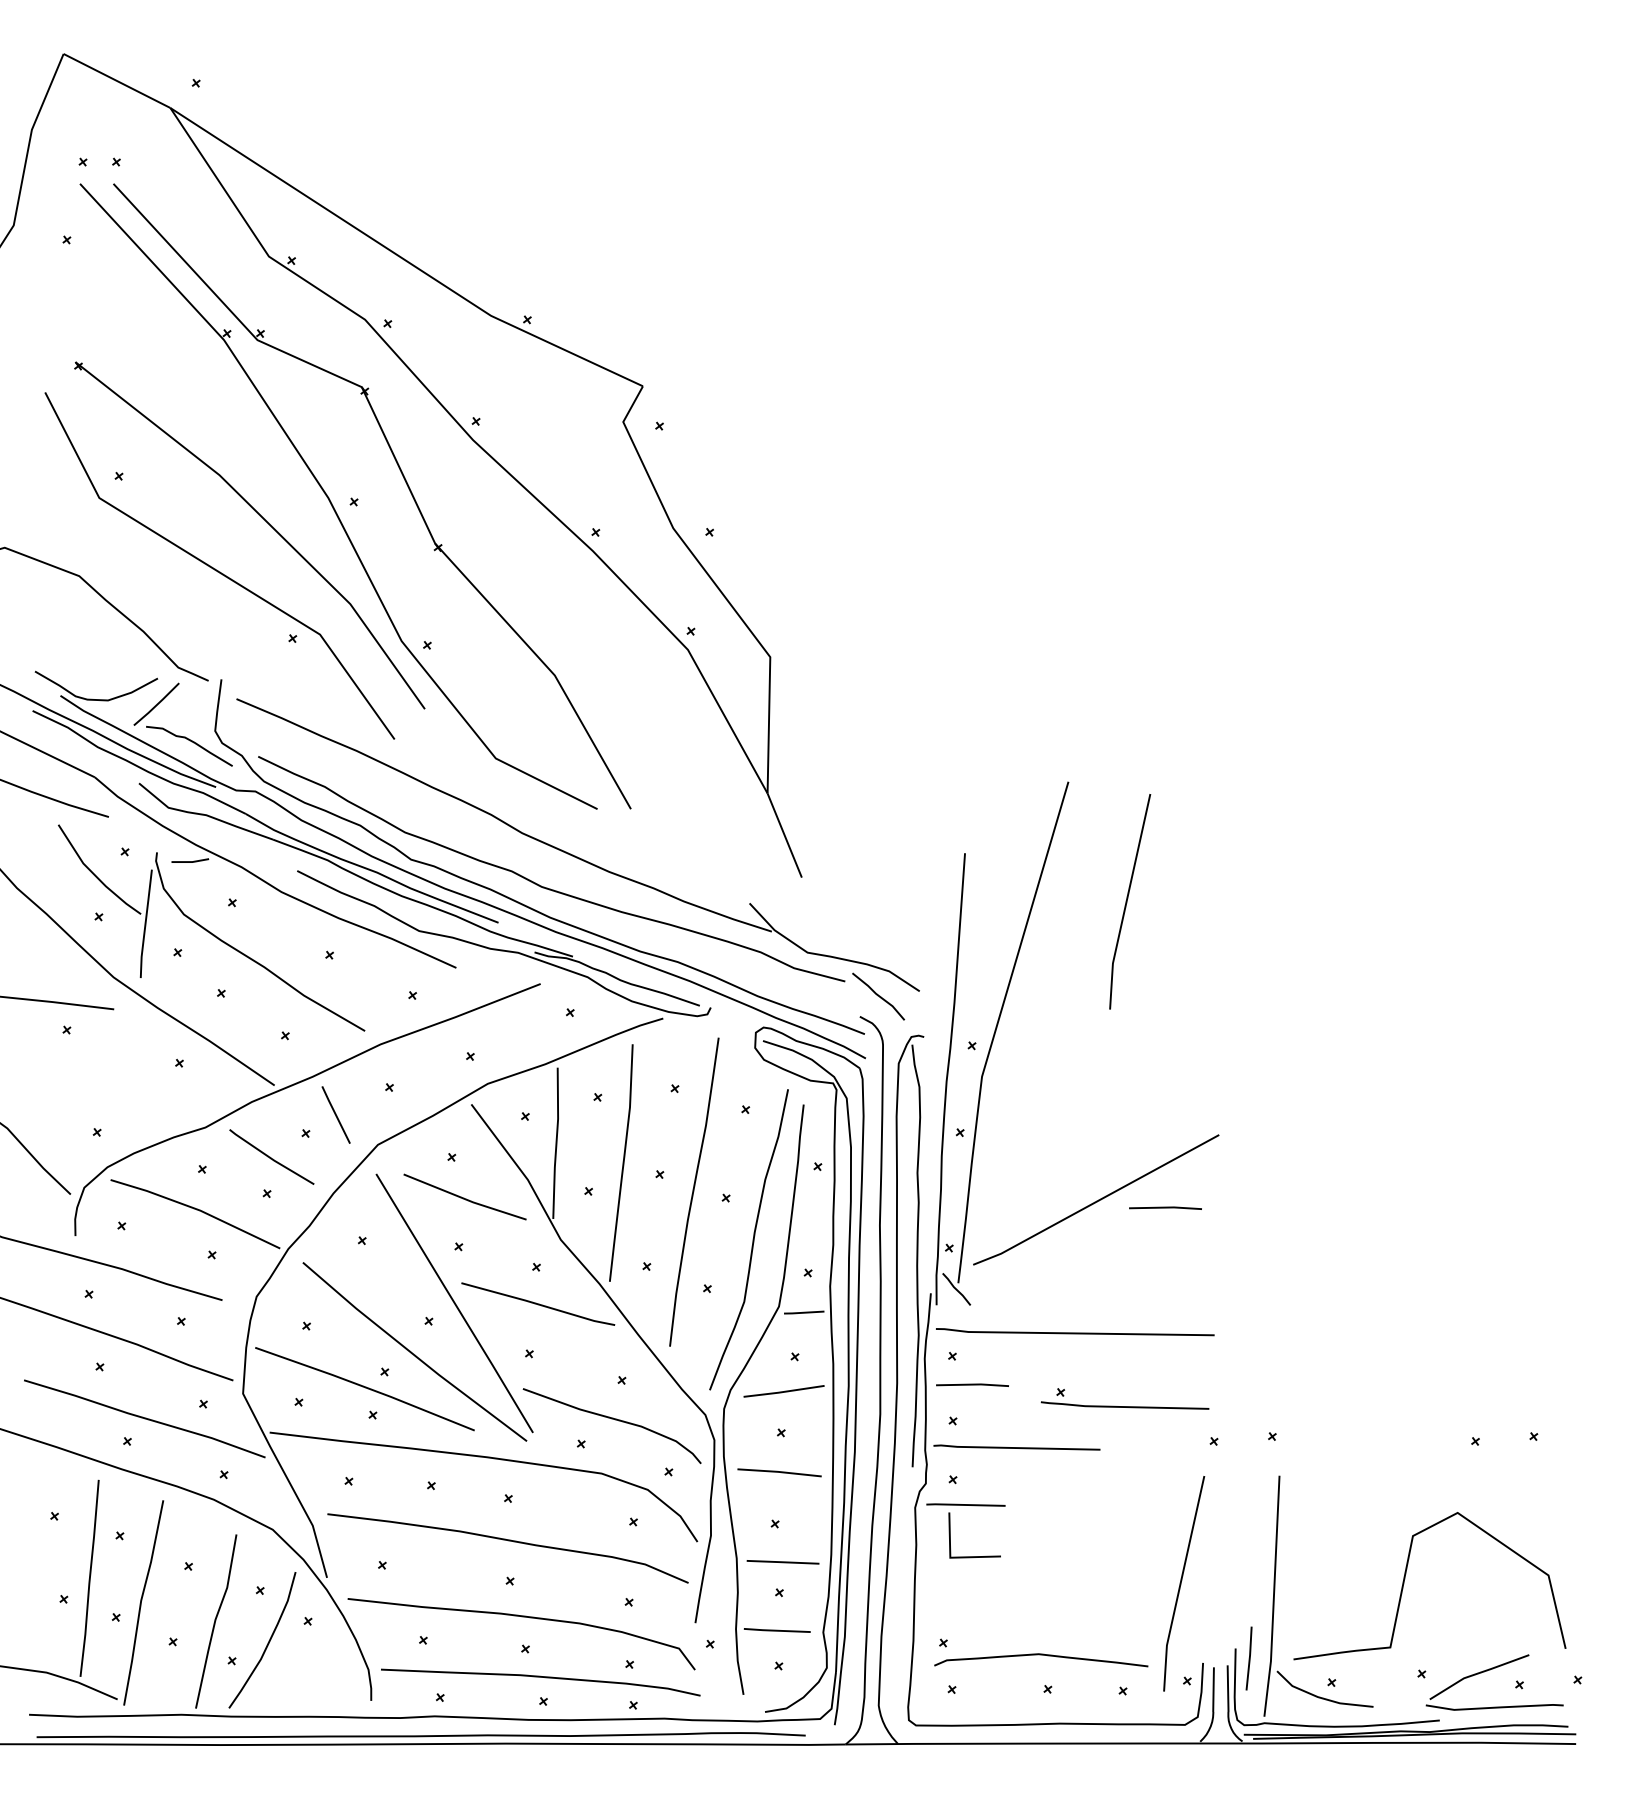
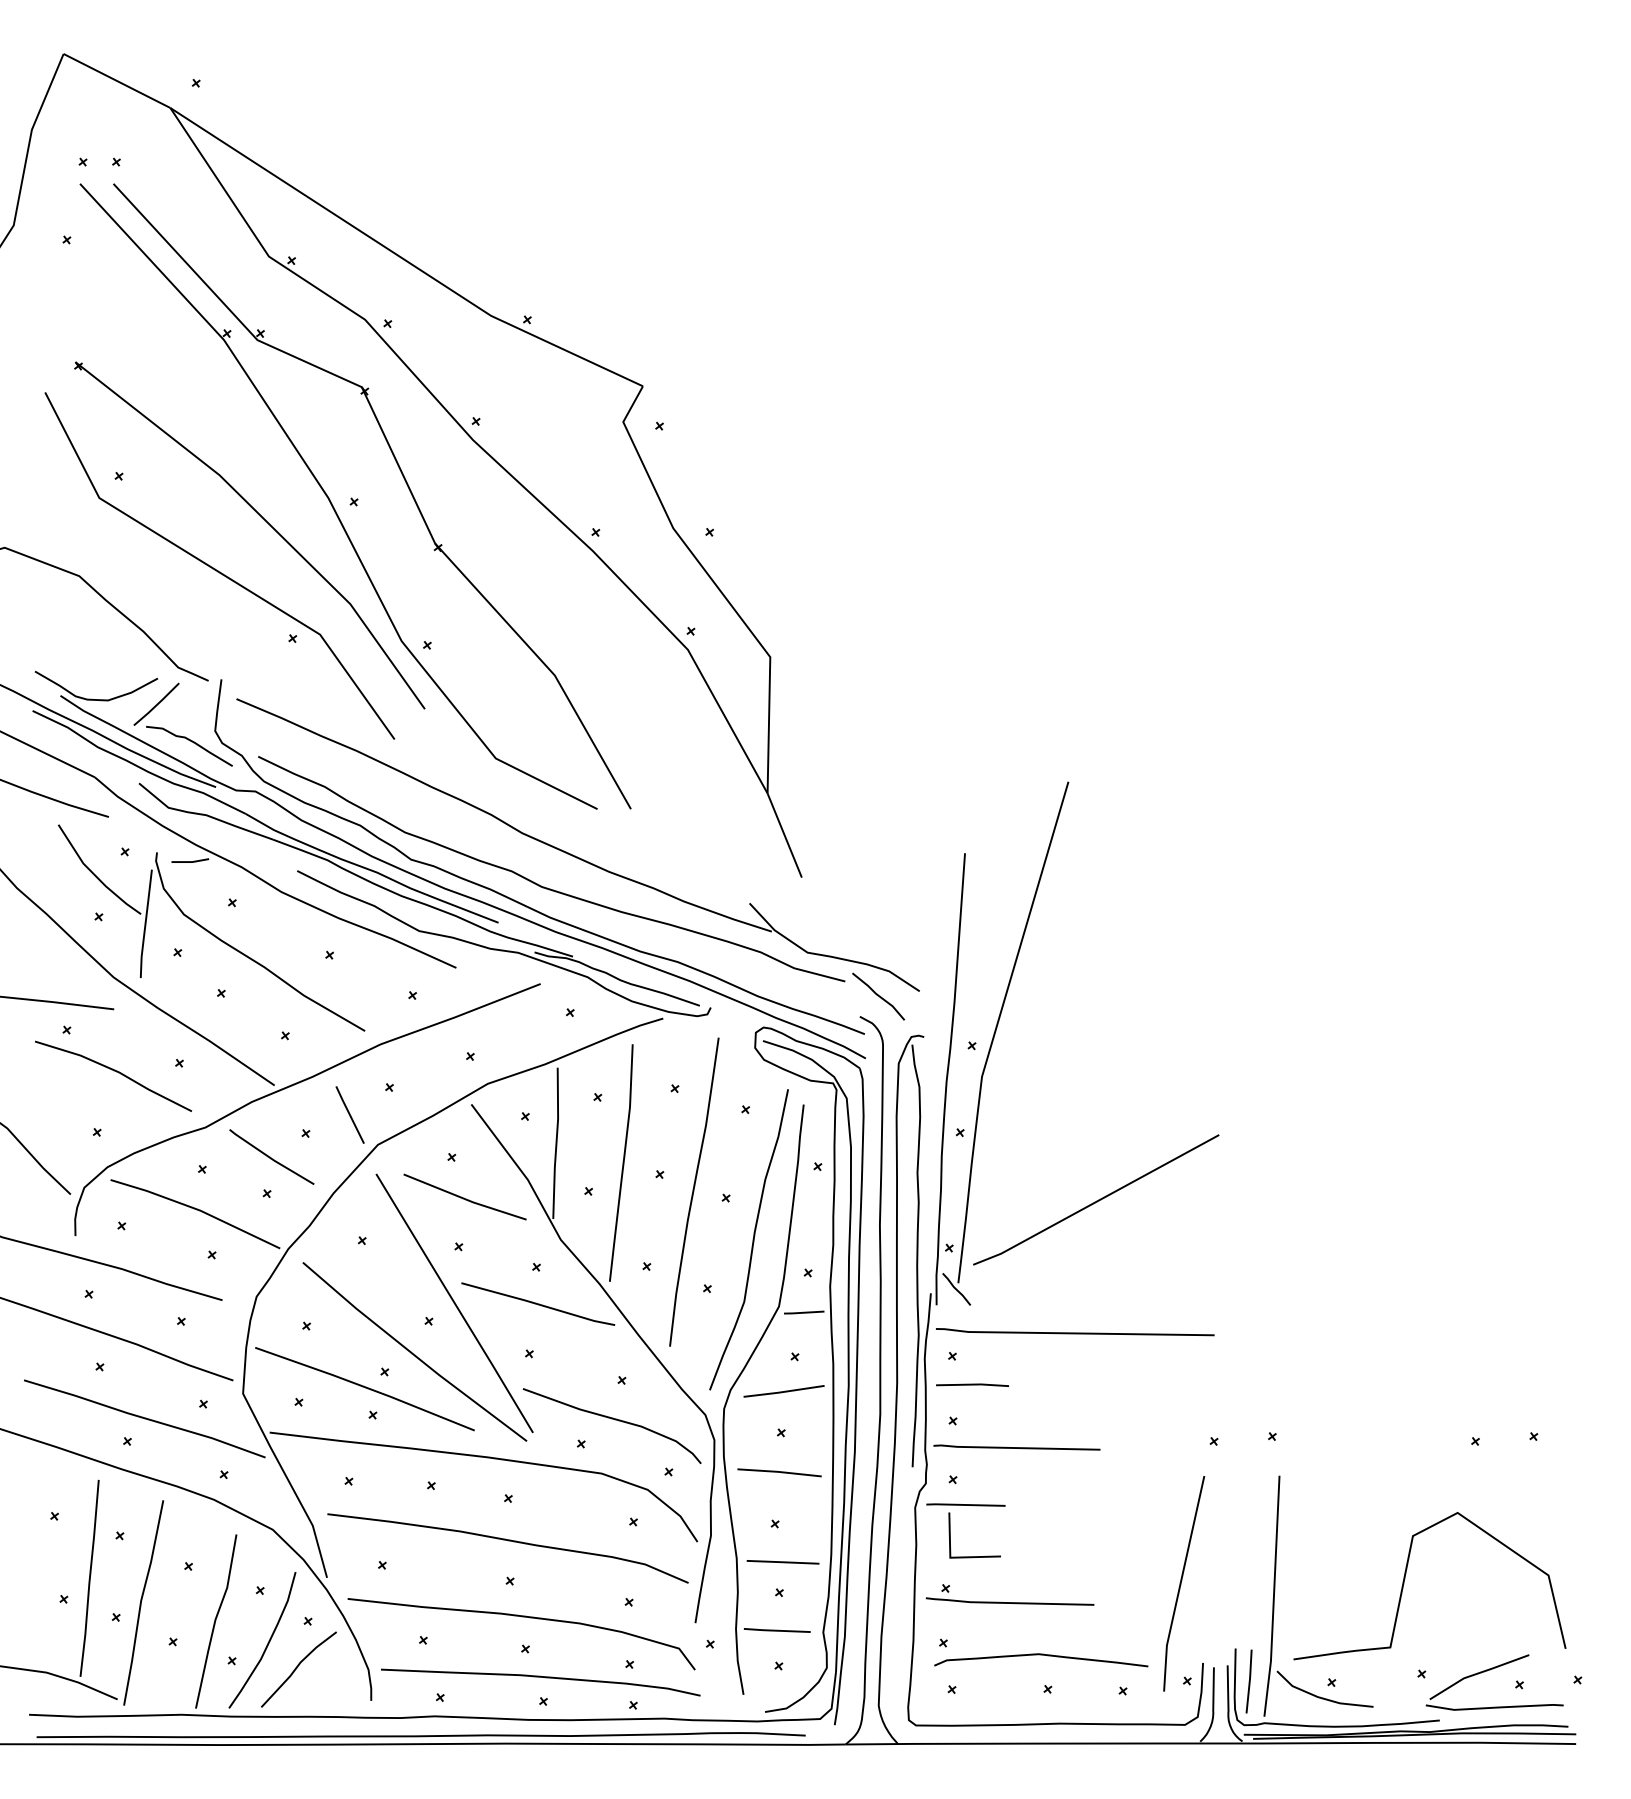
line: present -> none (1127, 901)
line: none -> present (114, 1071)
line position: (335, 1114) -> (349, 1114) (349, 1114)
line: present -> none (1165, 1207)
part position: (1124, 1406) -> (1009, 1602) (1009, 1602)
line position: (1248, 1658) -> (1248, 1681) (1248, 1681)
line: none -> present (297, 1668)
